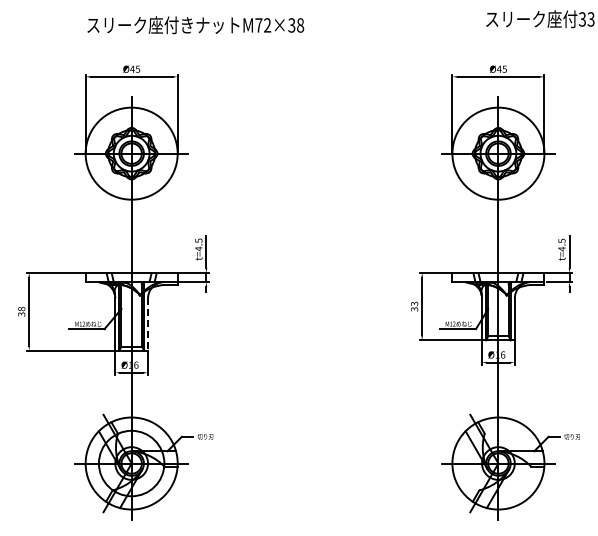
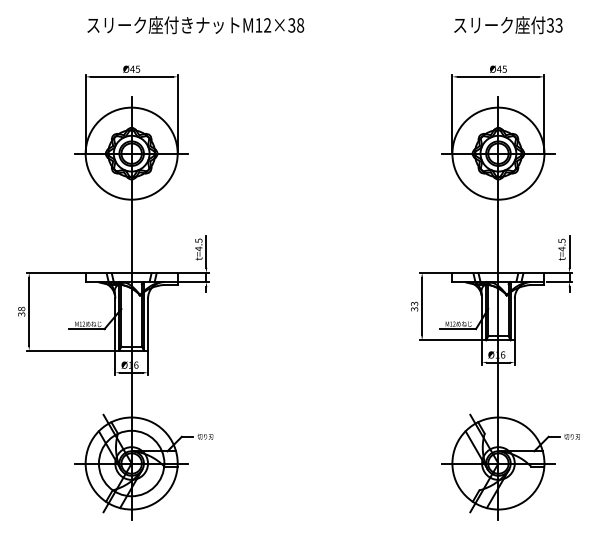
text position: (540, 19) -> (508, 25) (508, 25)
text: M72×38 -> M12×38 (258, 25)
line: dashed -> solid (148, 325)
